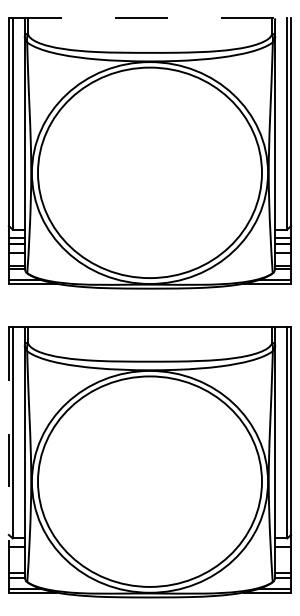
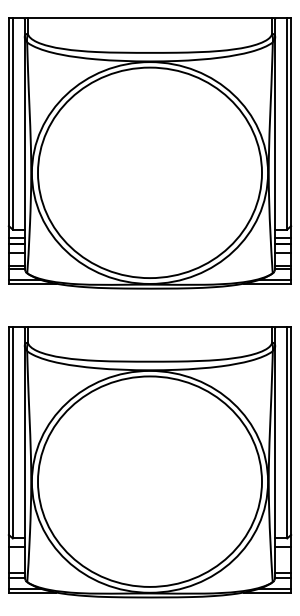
line: dashed -> solid (150, 18)
line: dashed -> solid (8, 459)
